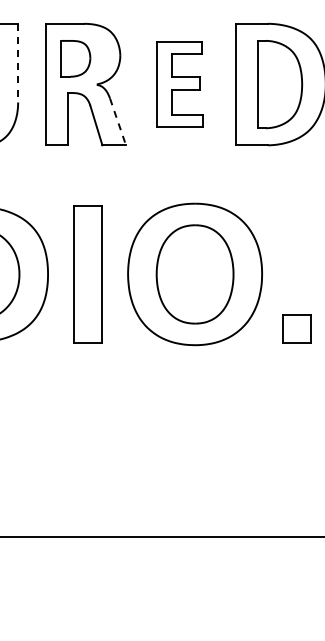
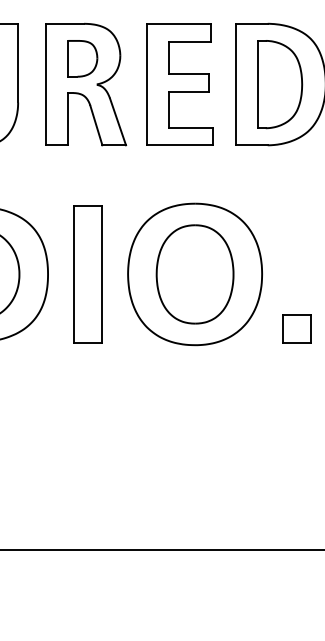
part position: (75, 58) -> (82, 58) (82, 58)
line: dashed -> solid (18, 63)
part size: 48x87 px -> 68x123 px (179, 84)
line: dashed -> solid (118, 121)
line position: (161, 537) -> (161, 550) (161, 550)
